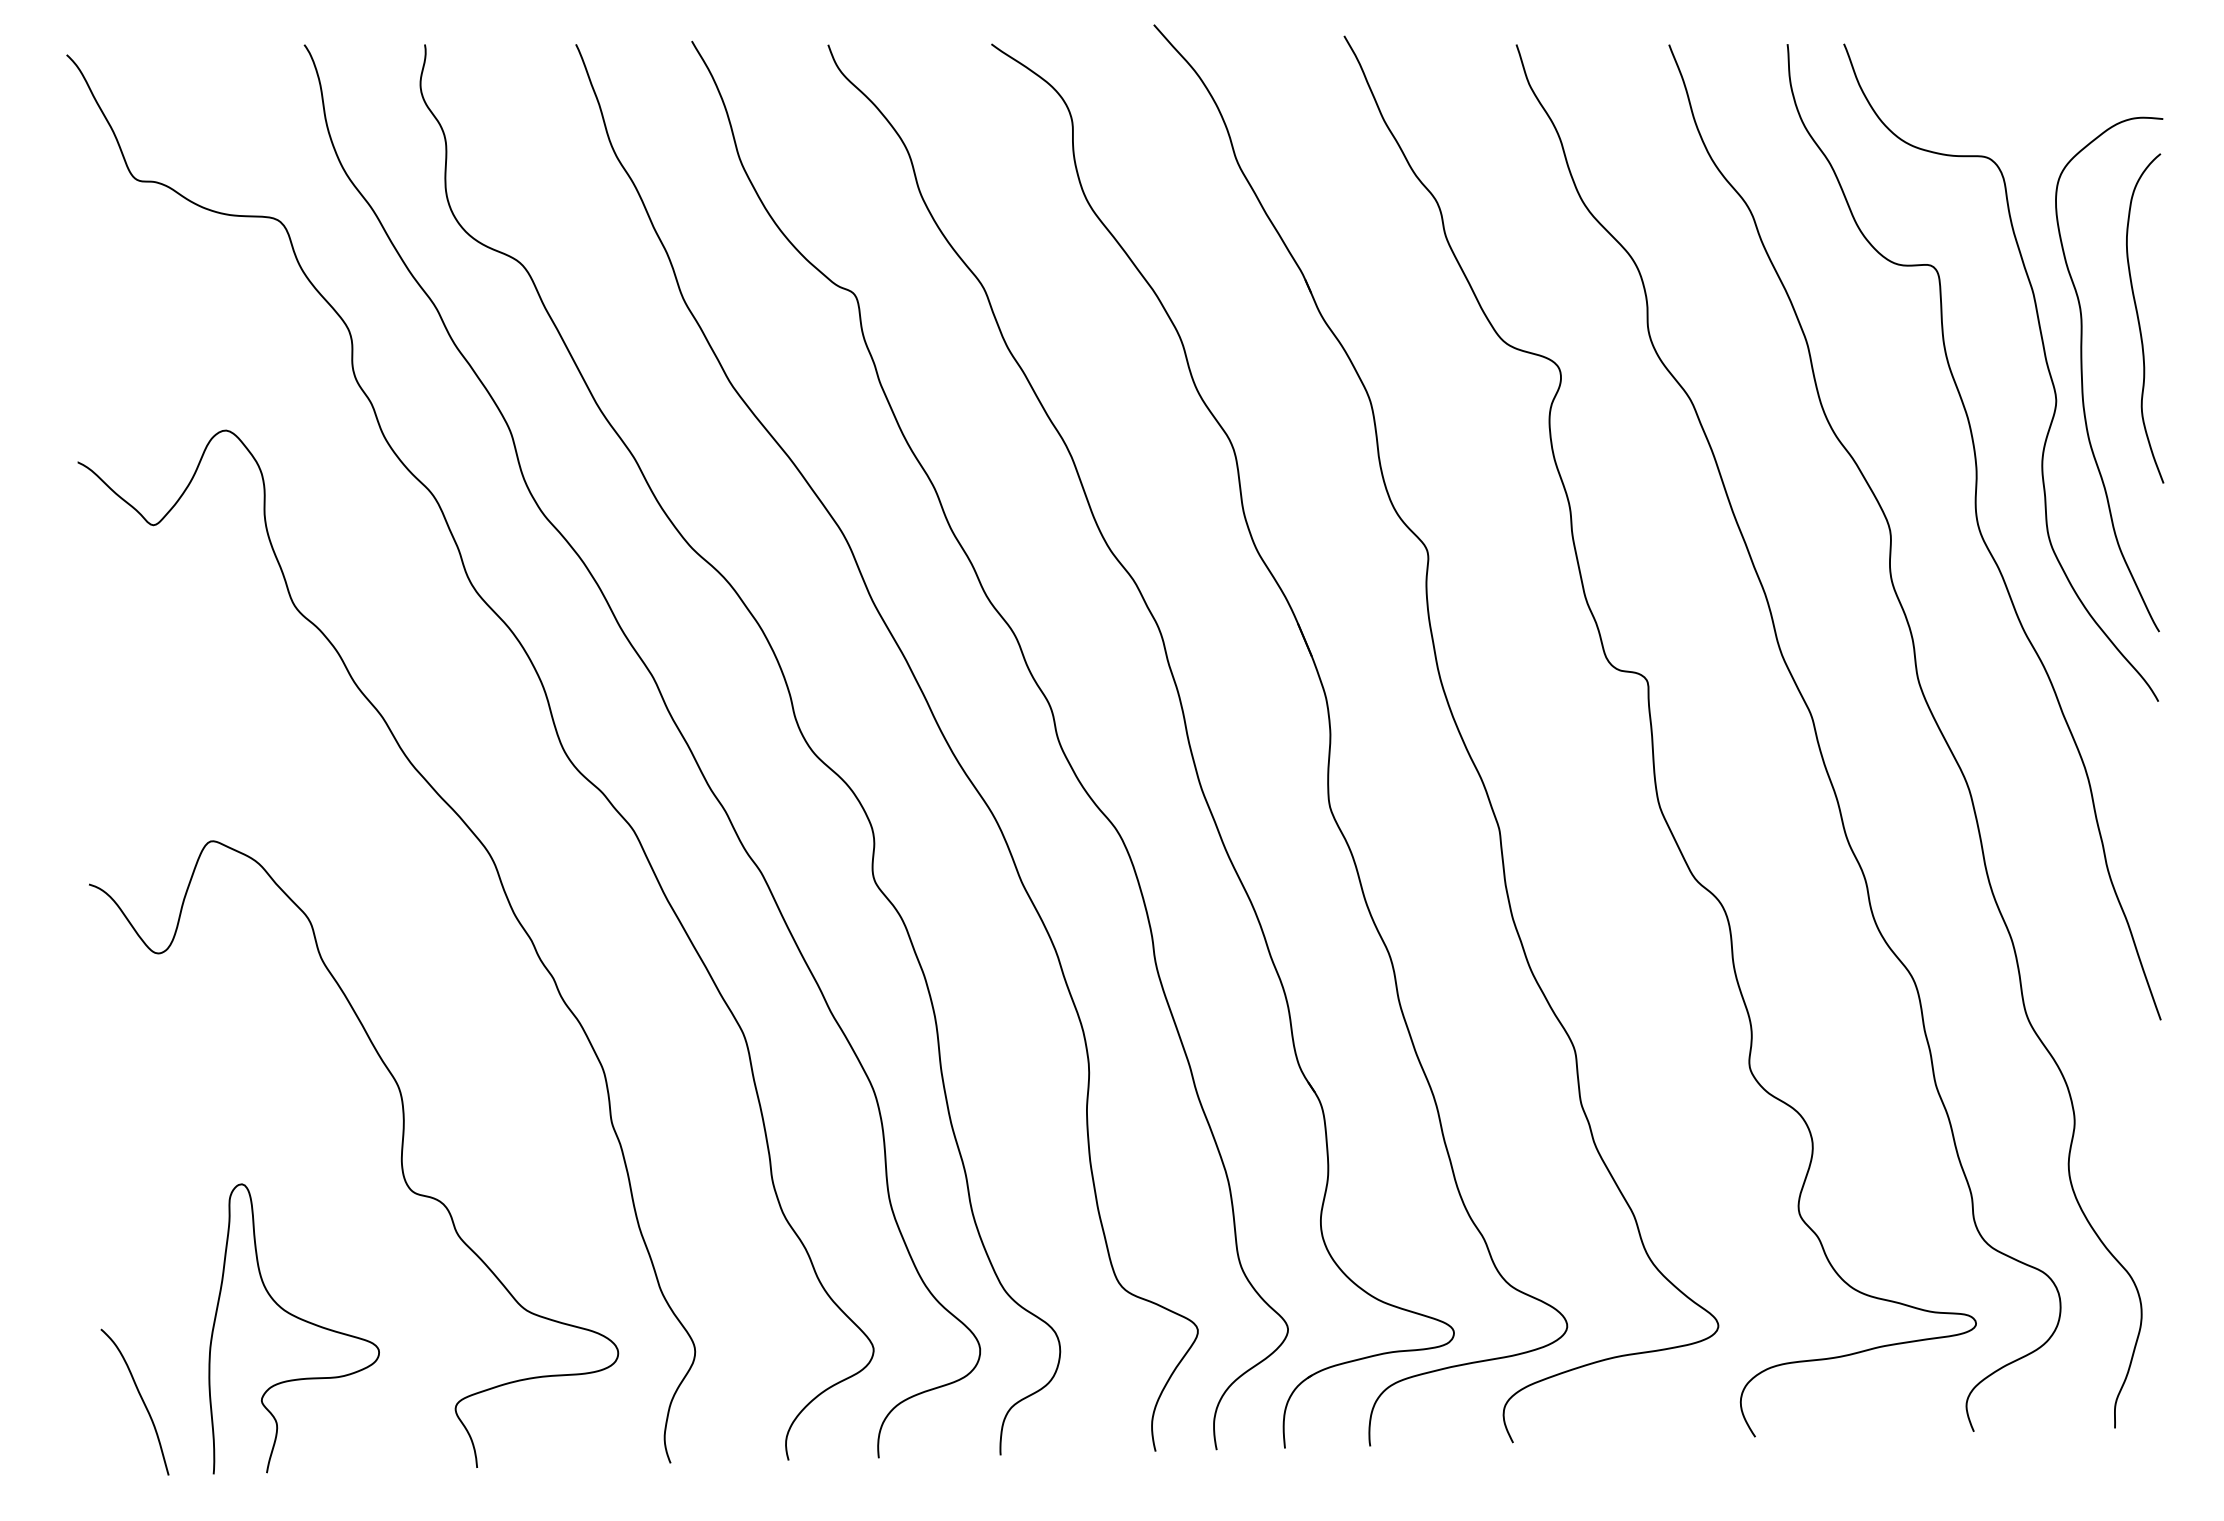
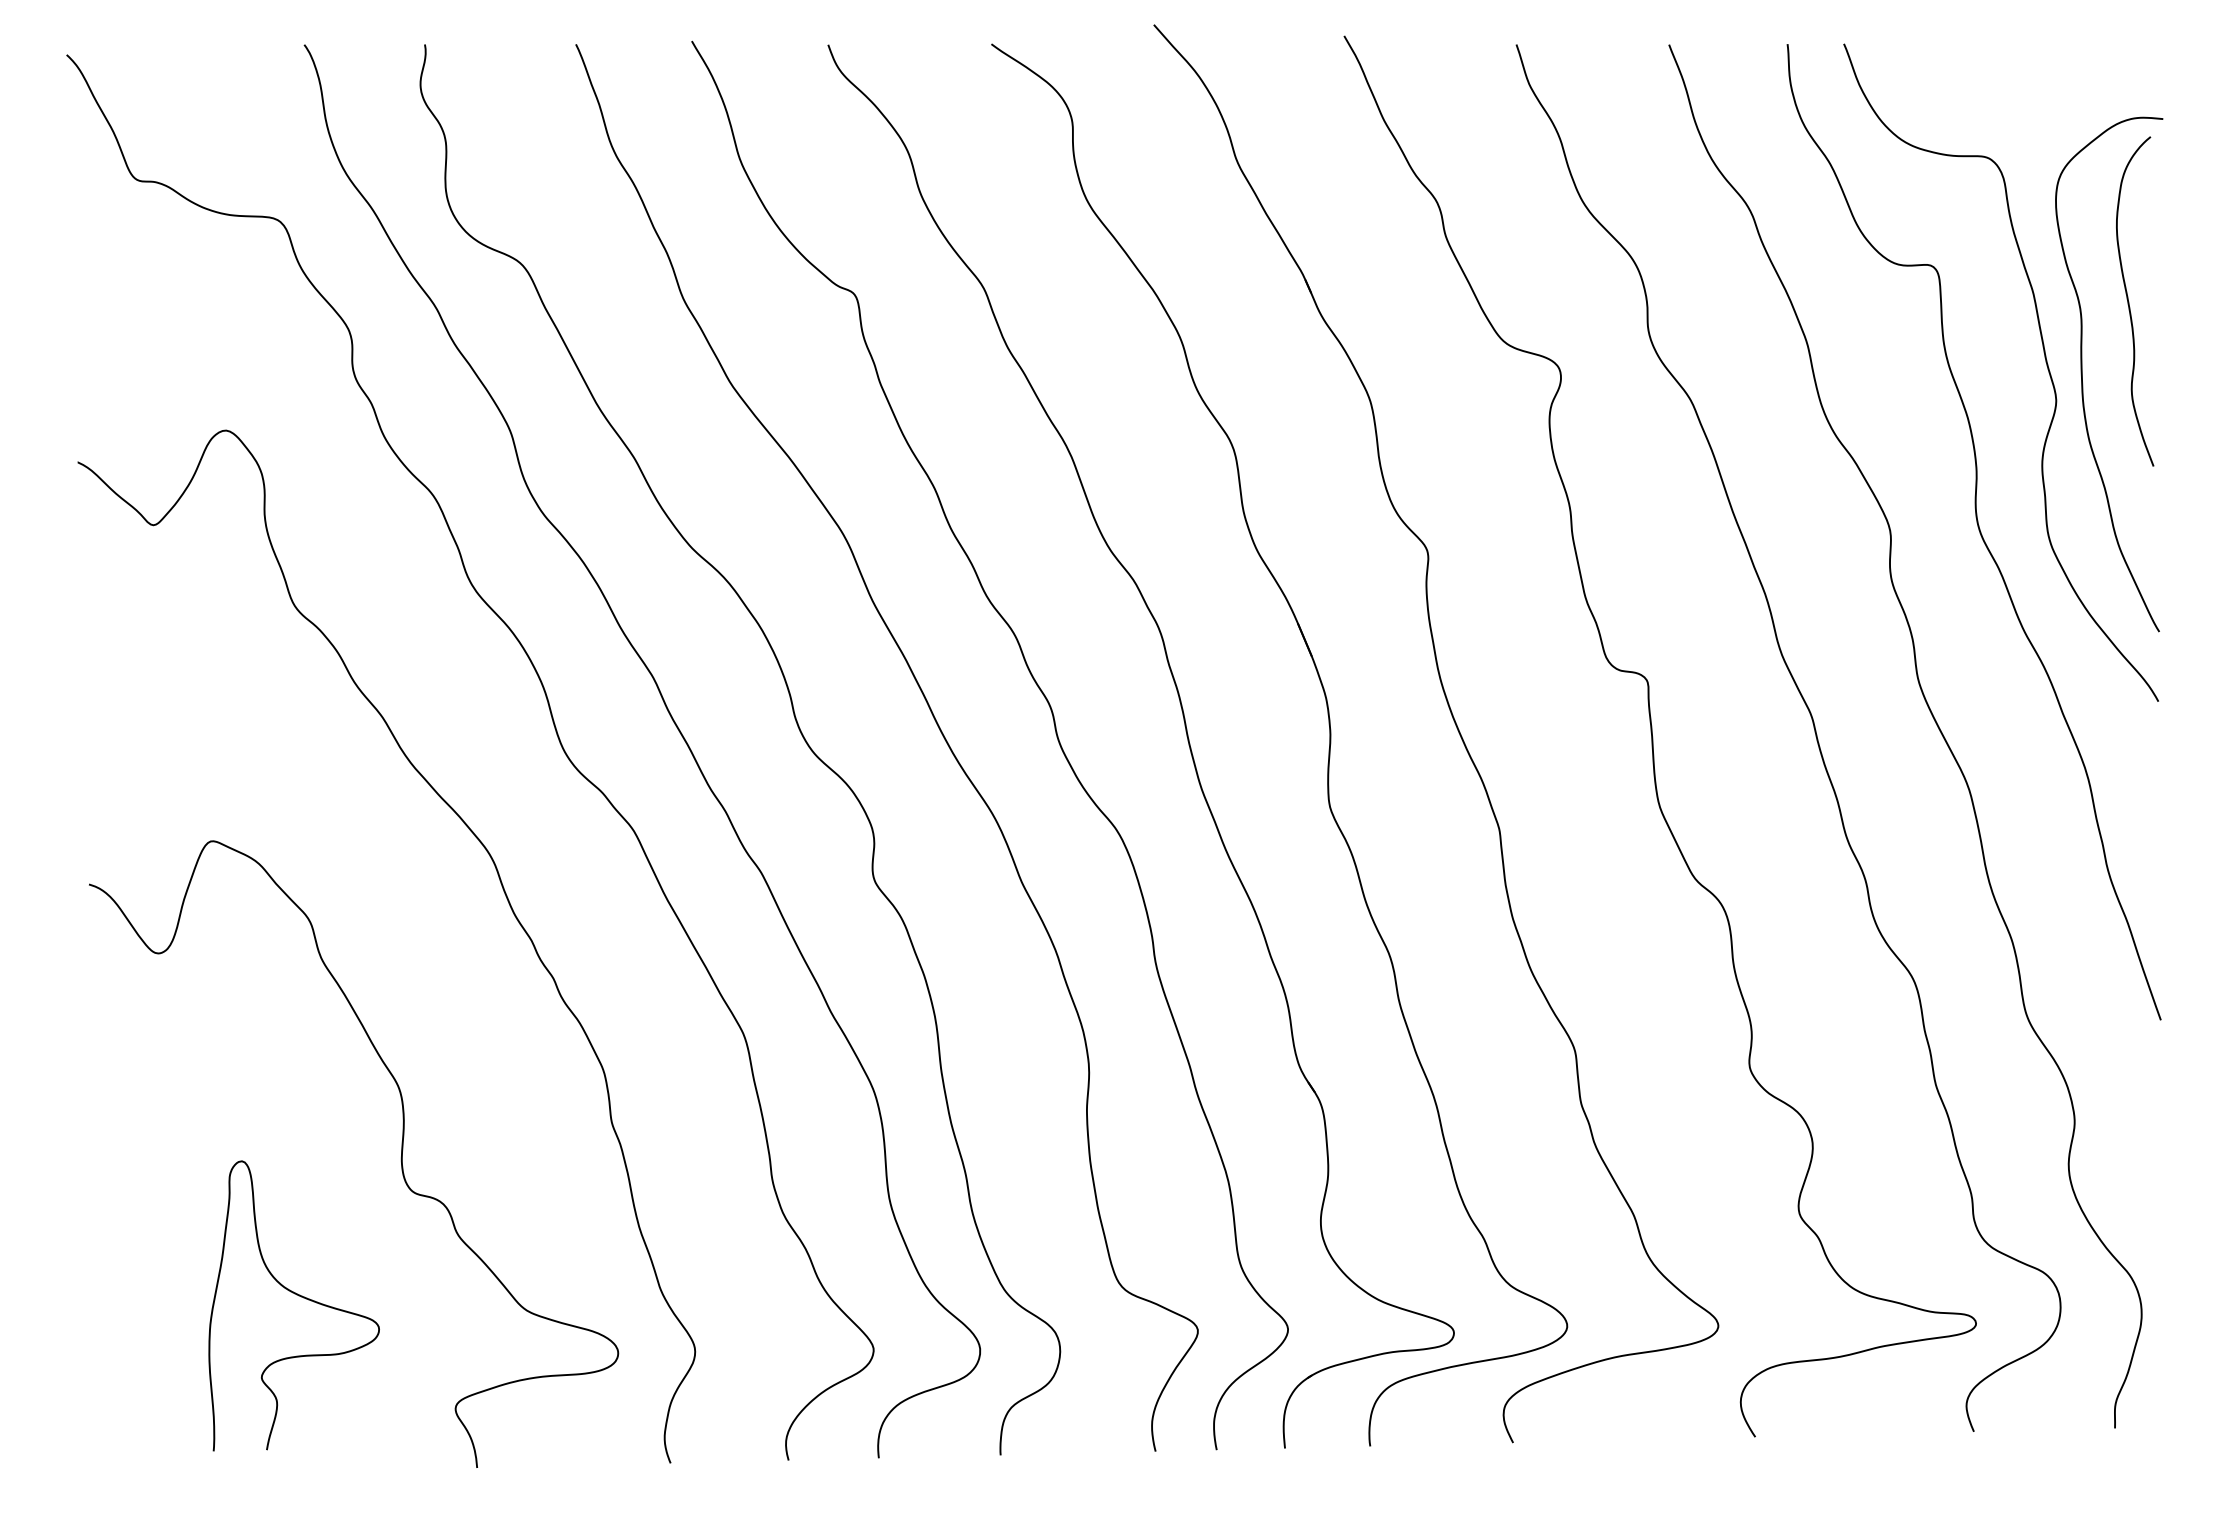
curve position: (2139, 318) -> (2129, 301) (2129, 301)
curve position: (298, 1319) -> (298, 1296) (298, 1296)
curve: present -> none (140, 1398)
